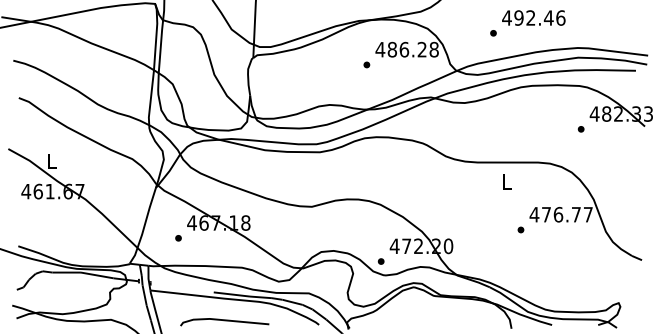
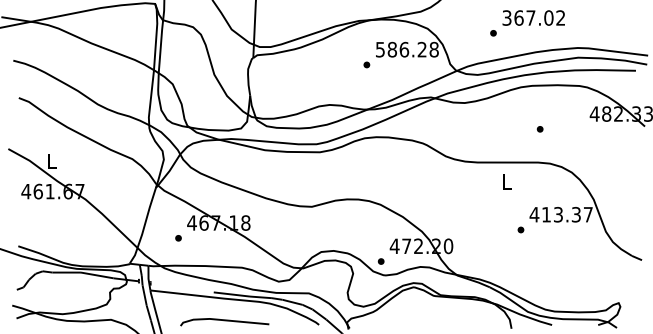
text: 492.46 -> 367.02 (533, 17)
text: 486.28 -> 586.28 (380, 49)
part position: (580, 129) -> (539, 129) (539, 129)
text: 476.77 -> 413.37 (561, 214)
